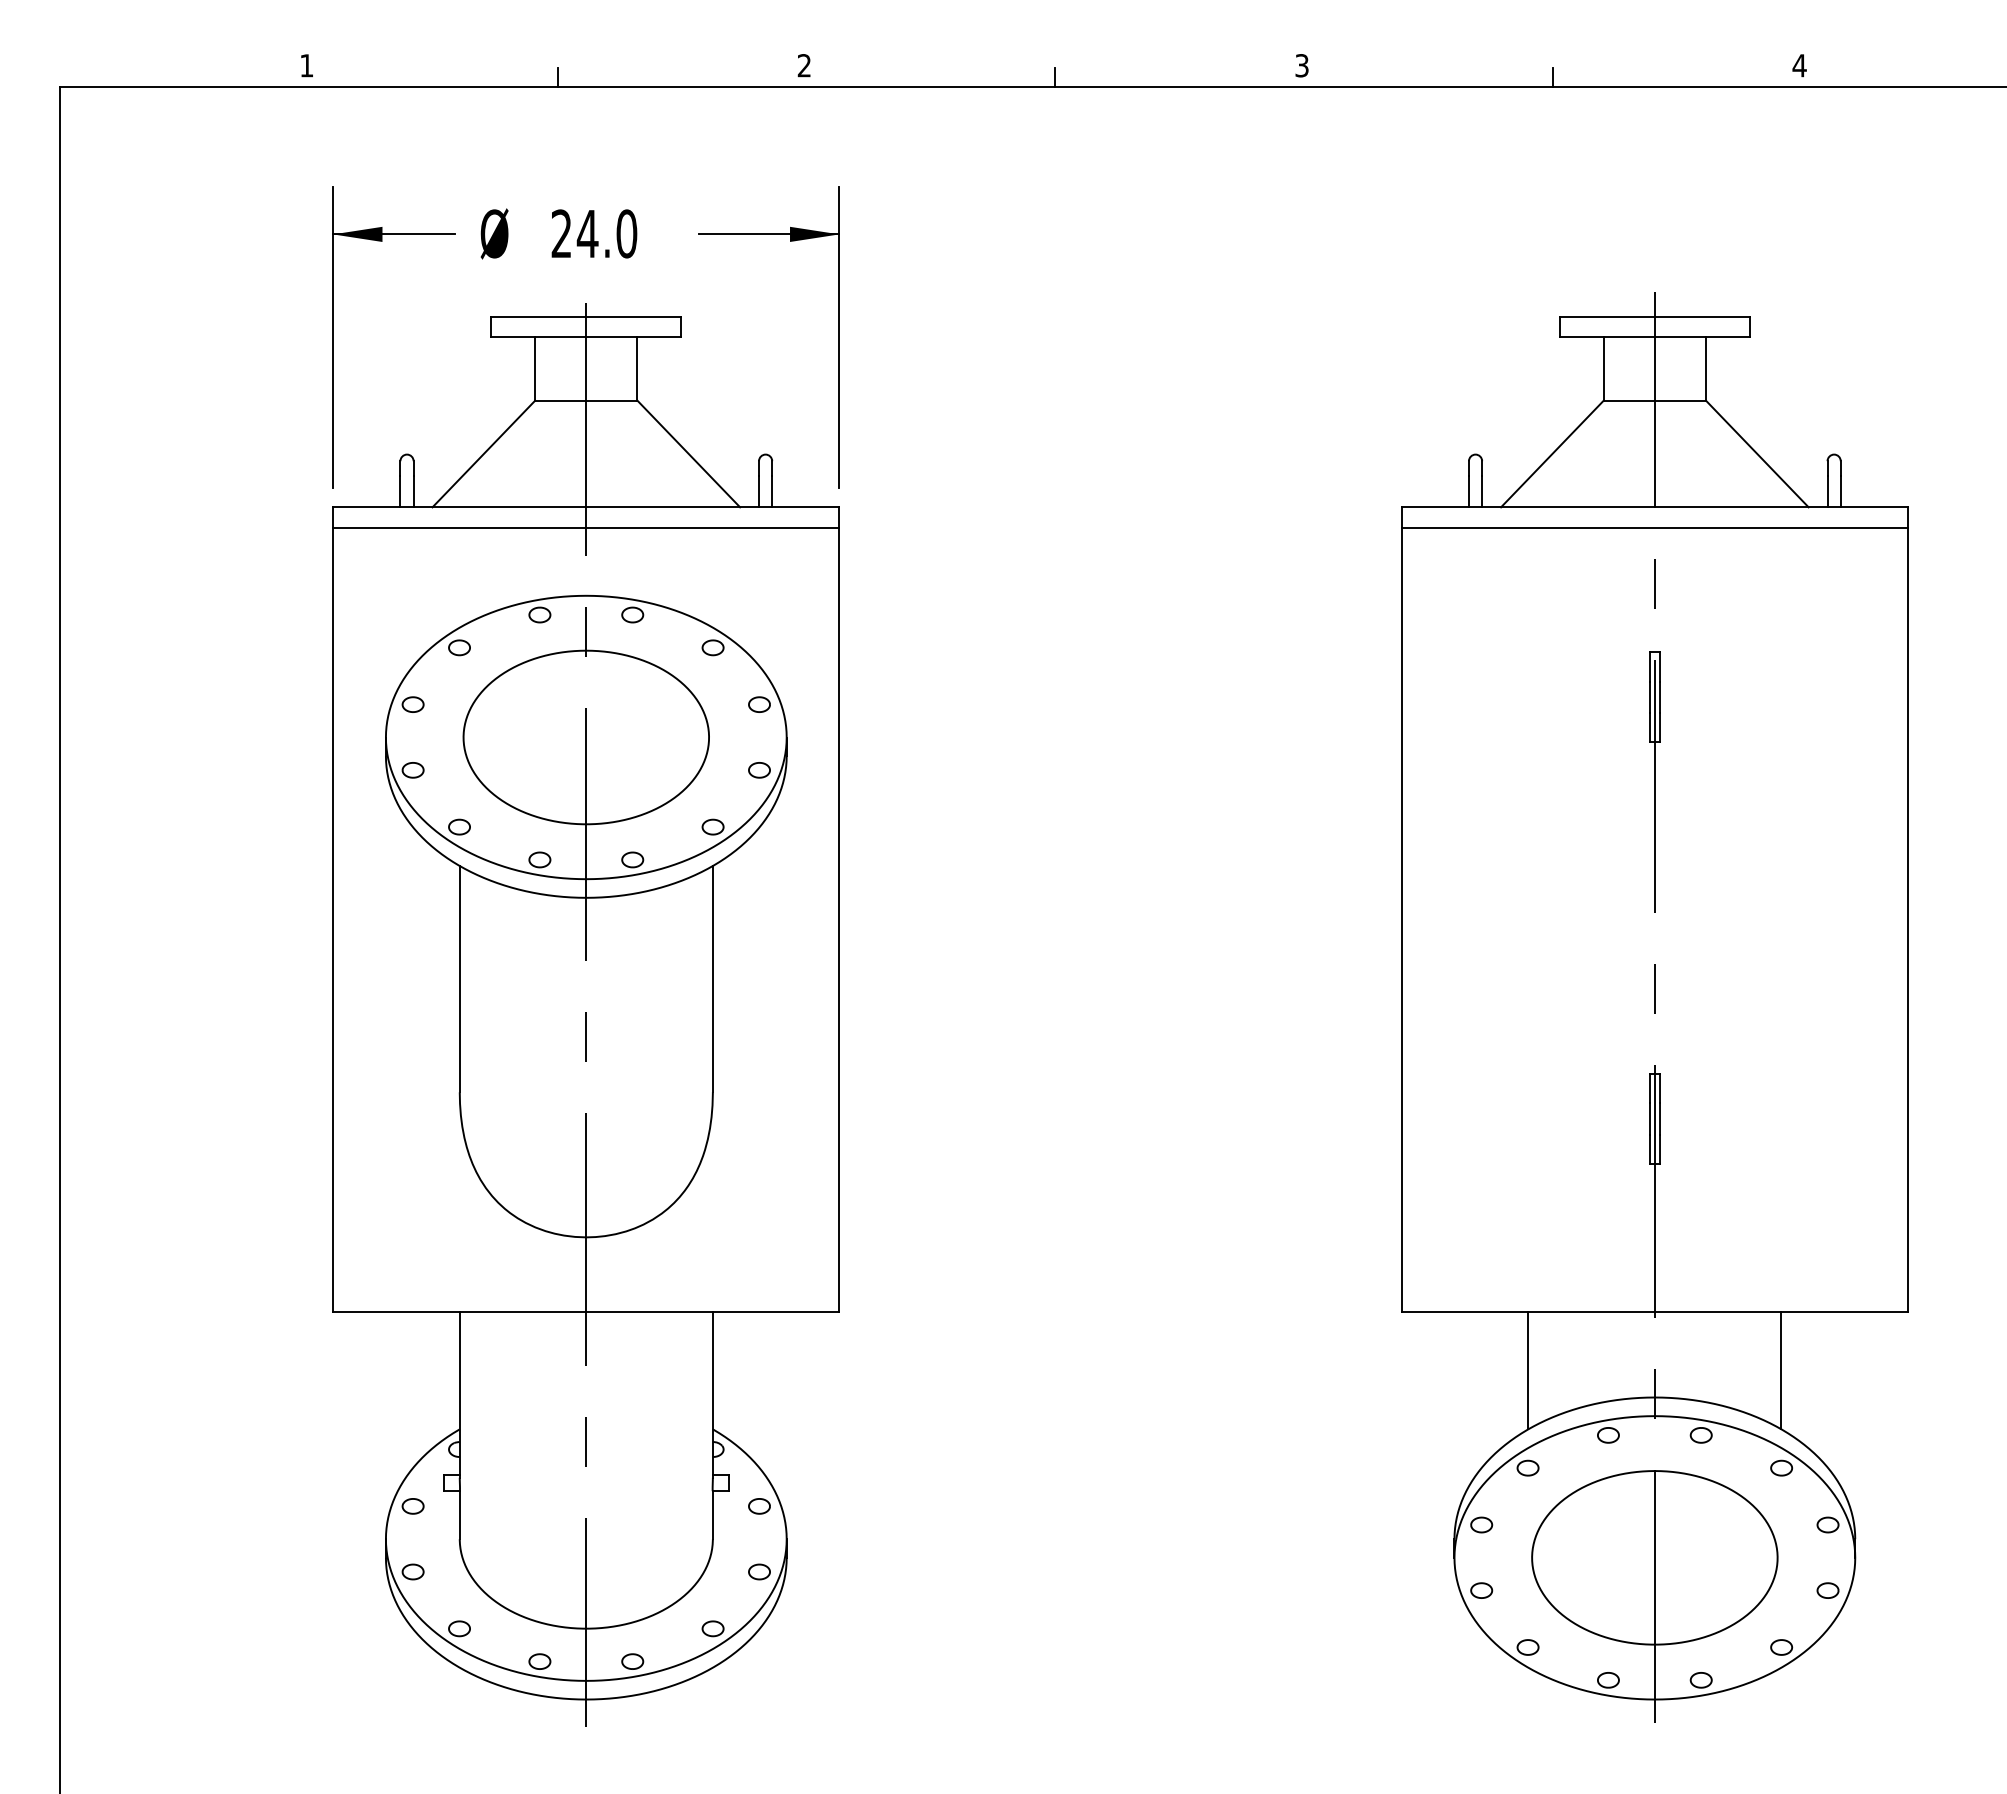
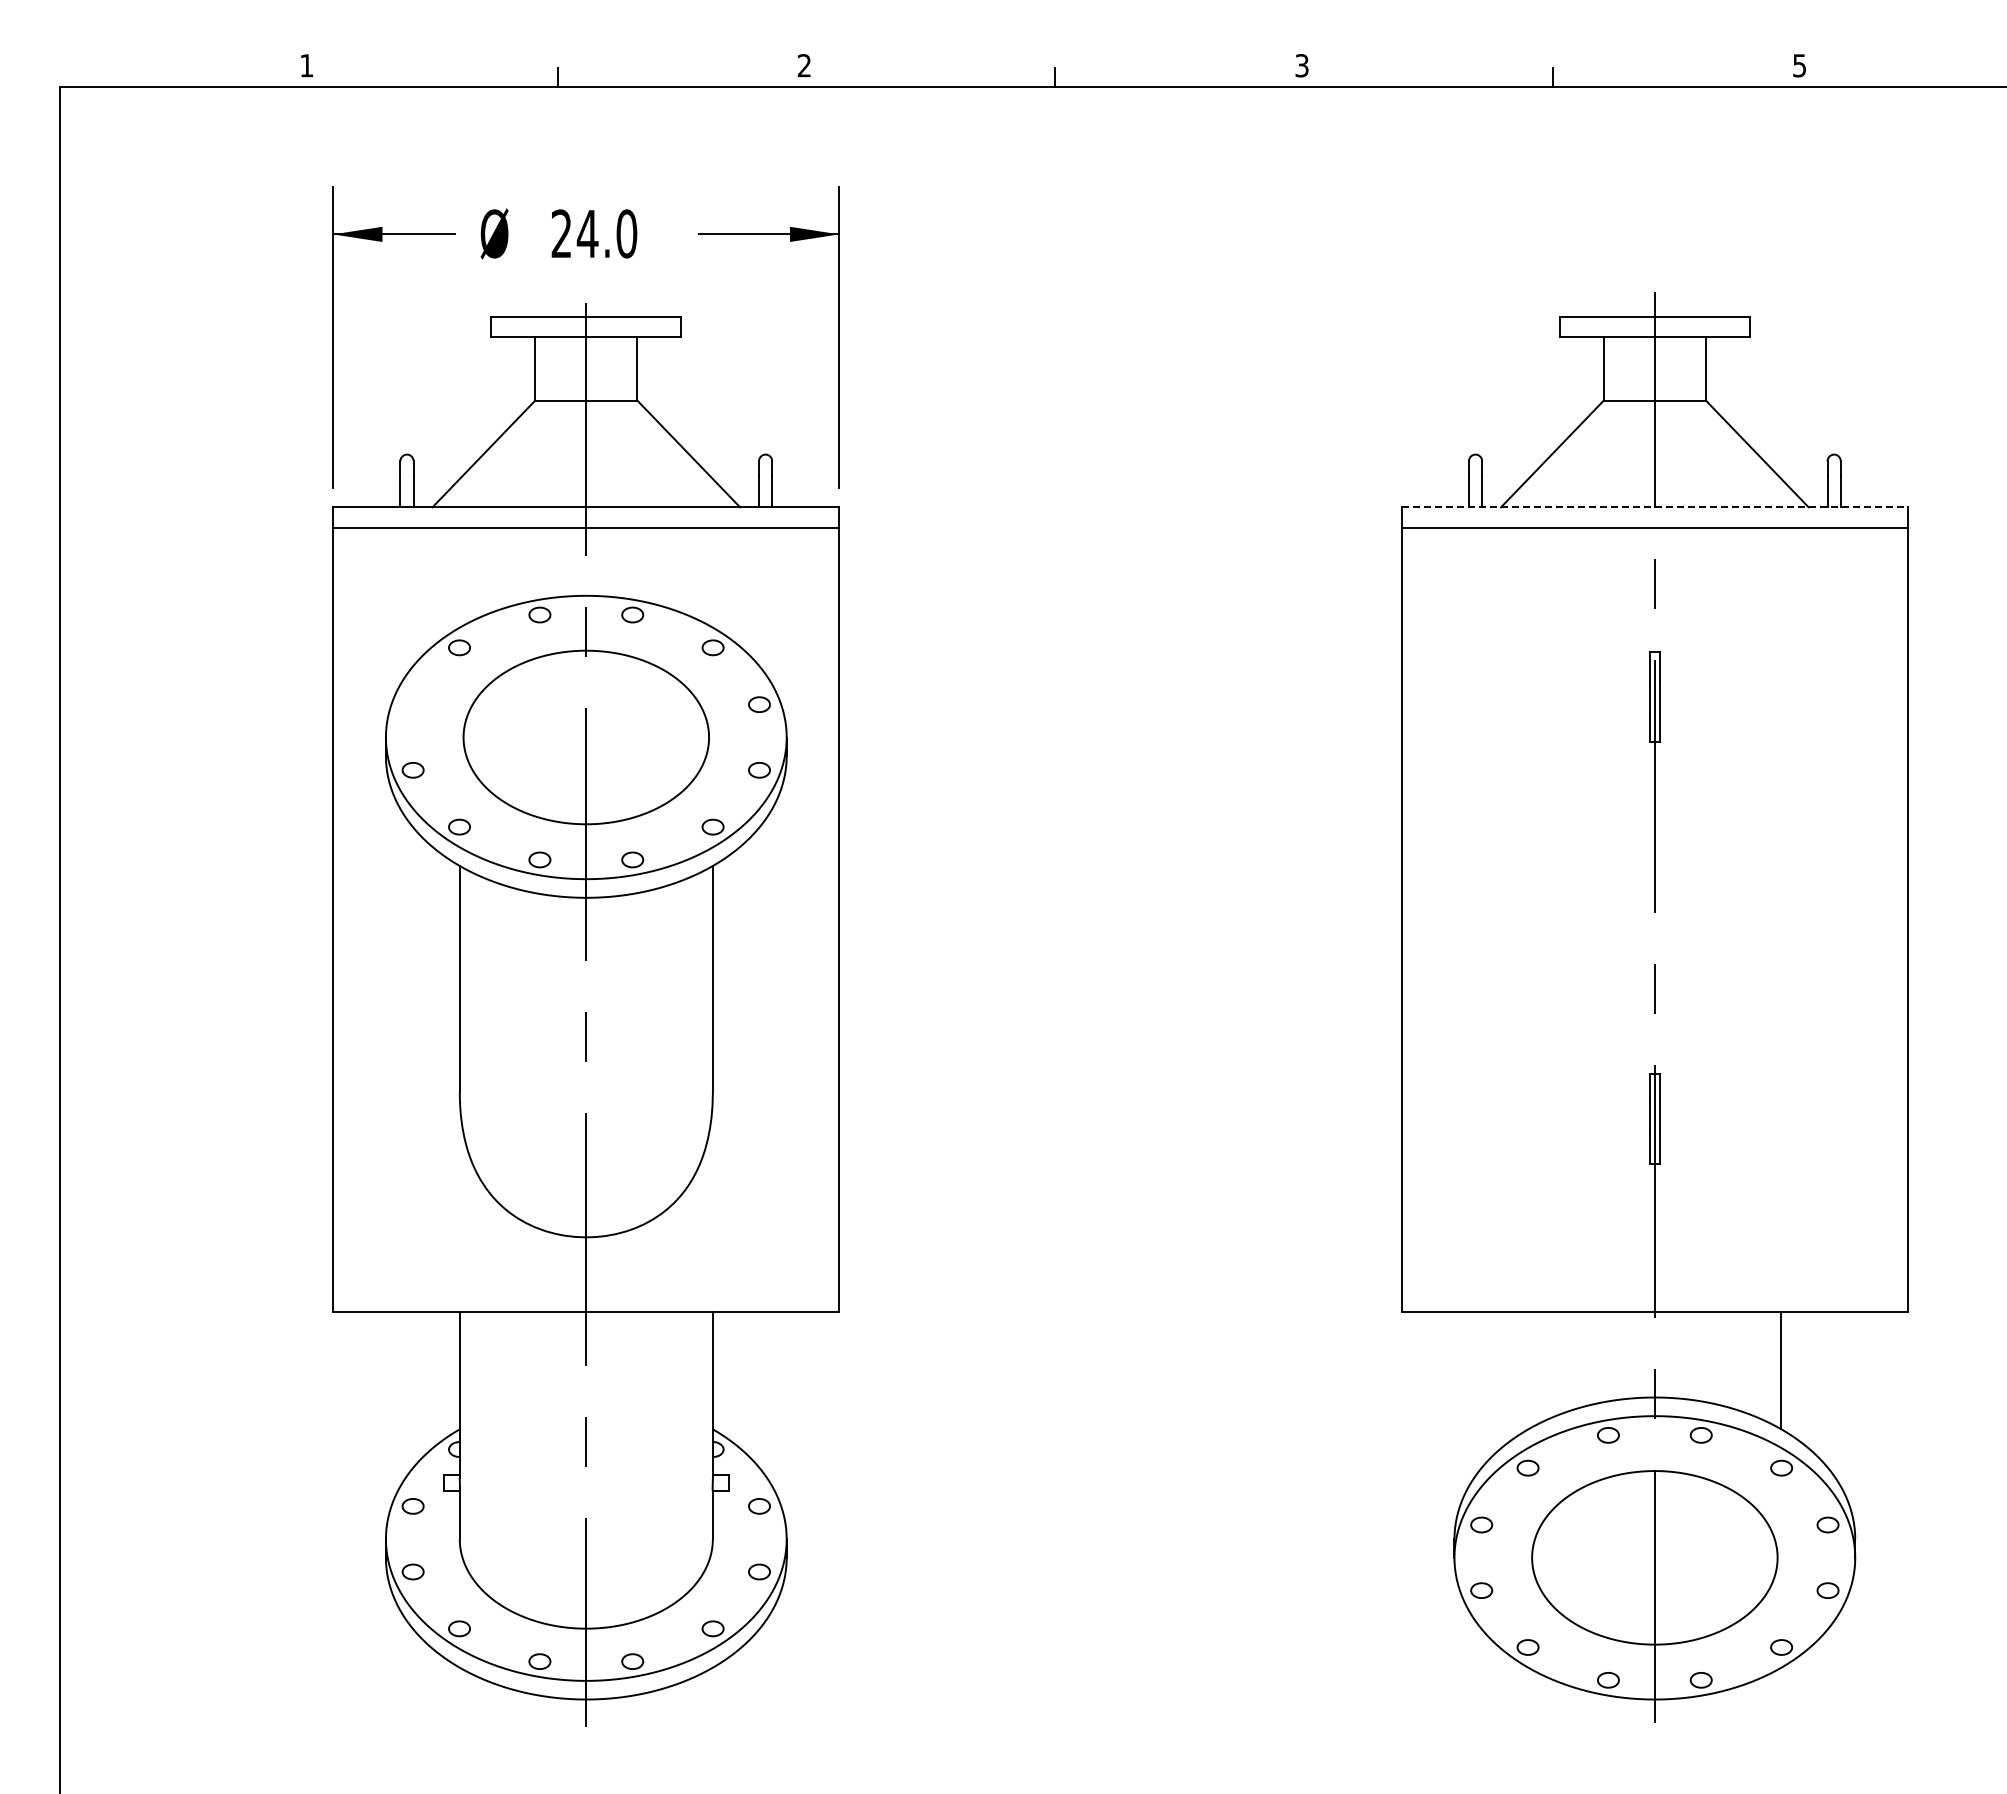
text: 4 -> 5 (1799, 65)
line: solid -> dashed (1655, 507)
part: present -> none (412, 704)
line: present -> none (1528, 1370)
